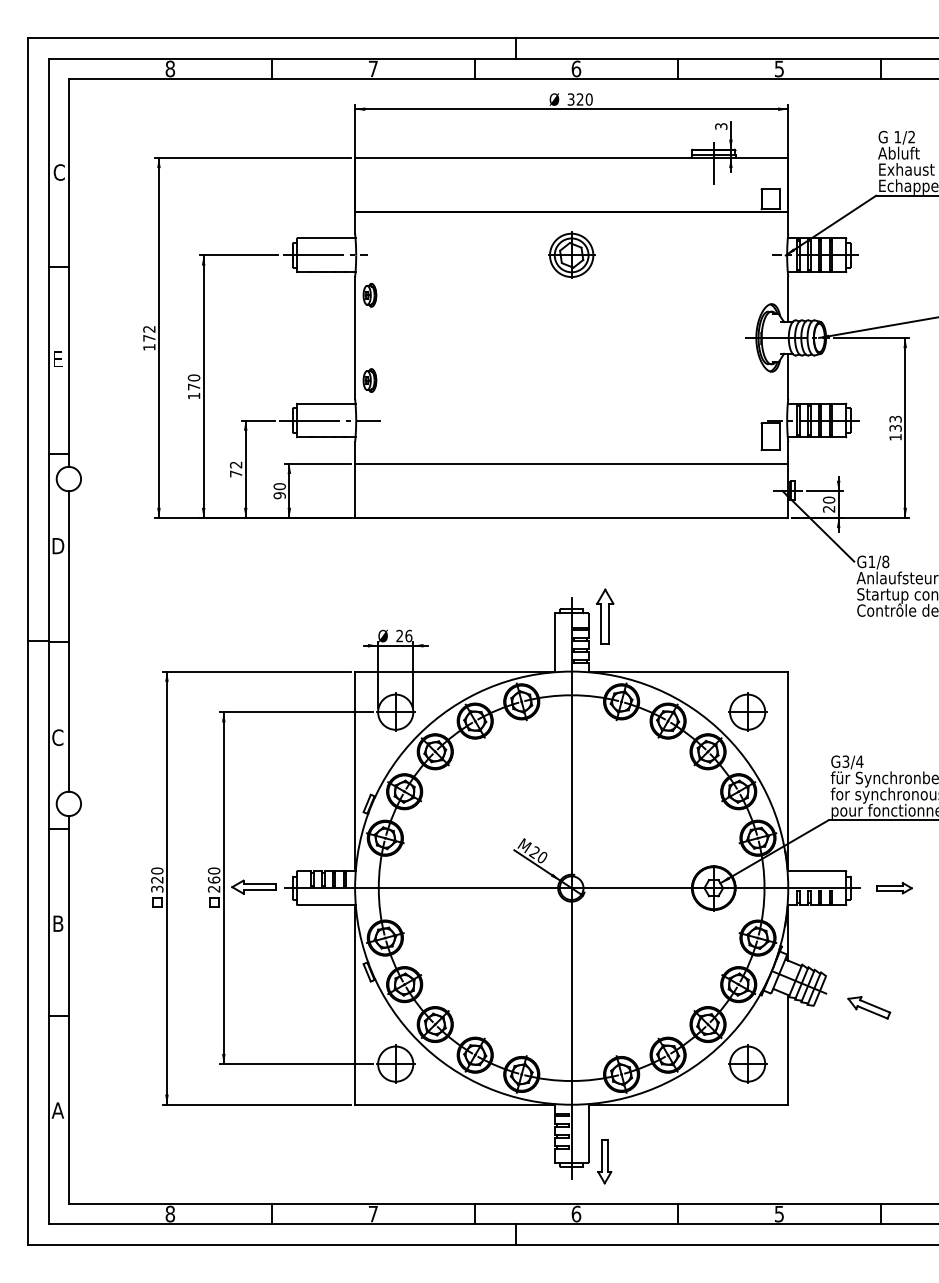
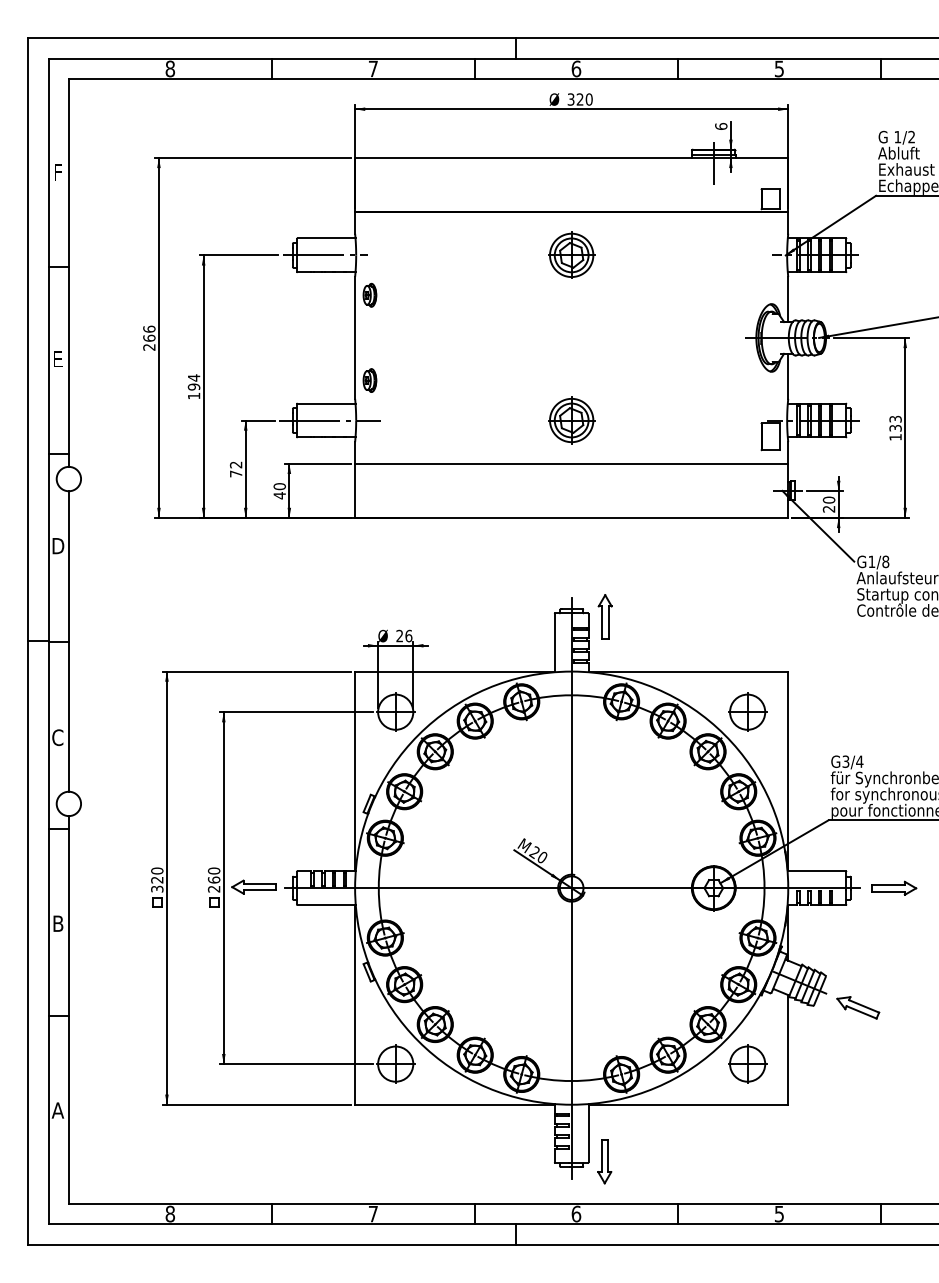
text: 3 -> 6 (721, 126)
text: C -> F (58, 172)
text: 172 -> 266 (149, 337)
text: 170 -> 194 (193, 382)
part: none -> present (571, 420)
text: 90 -> 40 (279, 495)
part size: 19x57 px -> 16x46 px (604, 616)
part size: 37x13 px -> 47x16 px (894, 887)
part position: (869, 1007) -> (858, 1007) (858, 1007)
